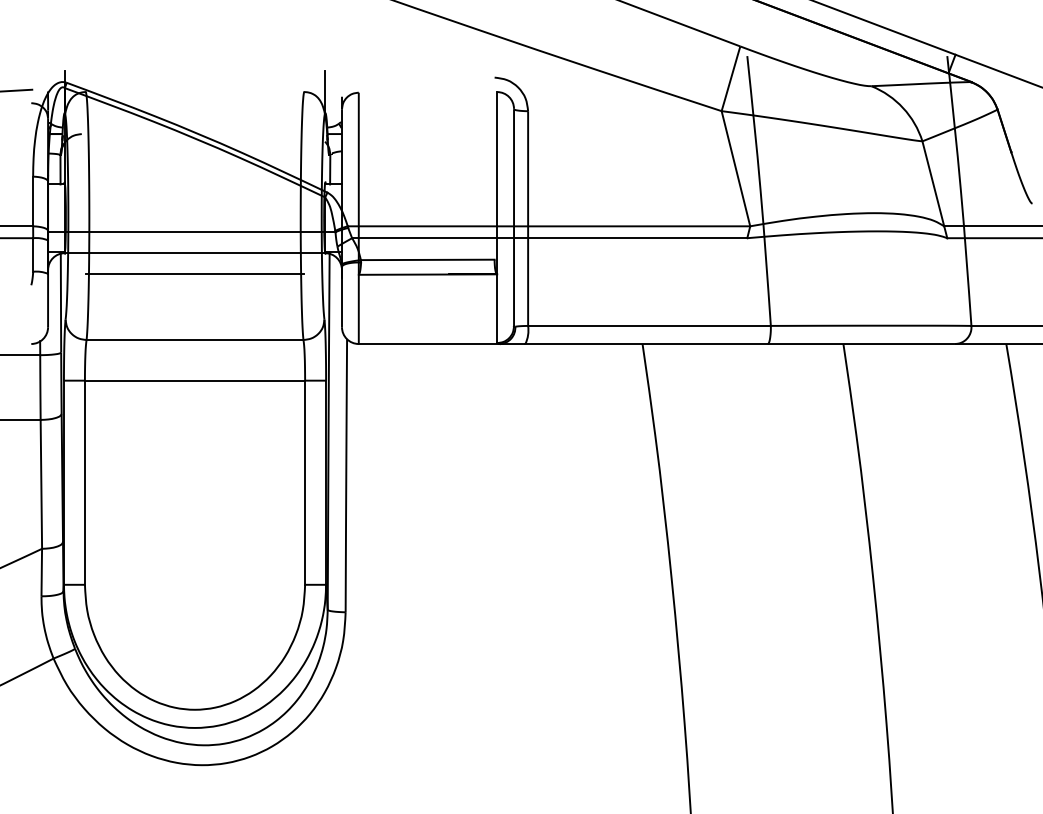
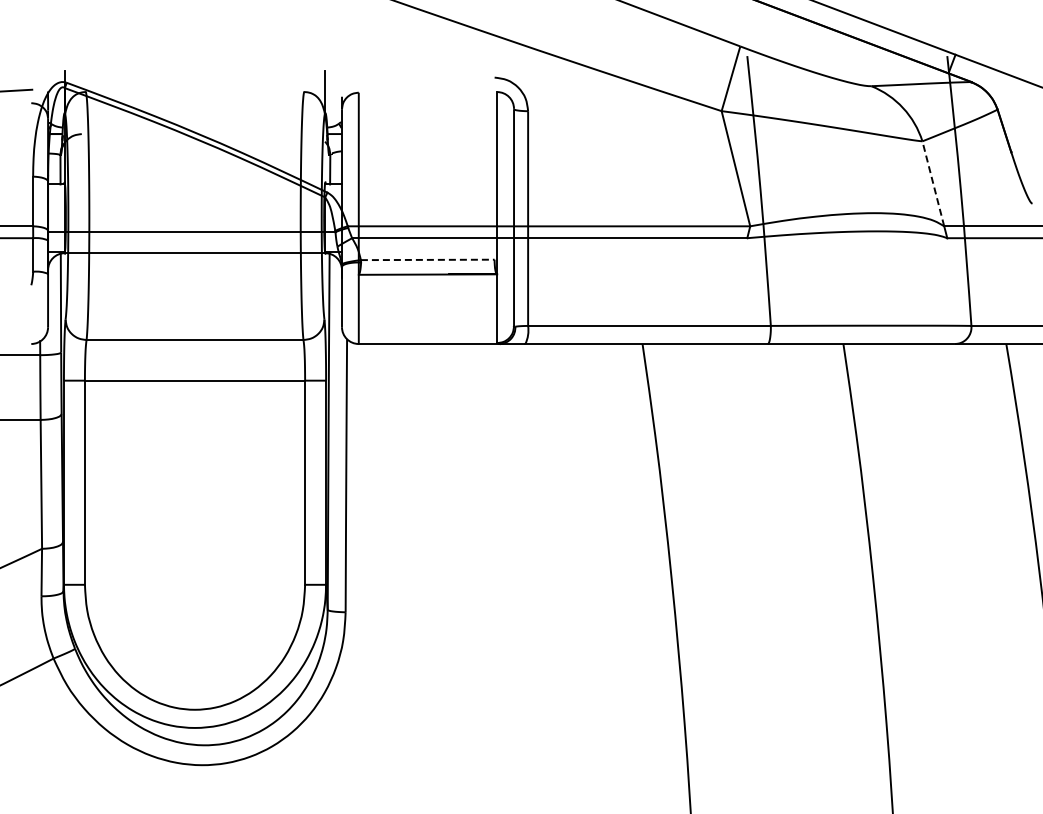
line: solid -> dashed (933, 183)
line: solid -> dashed (427, 259)
line: present -> none (194, 274)
